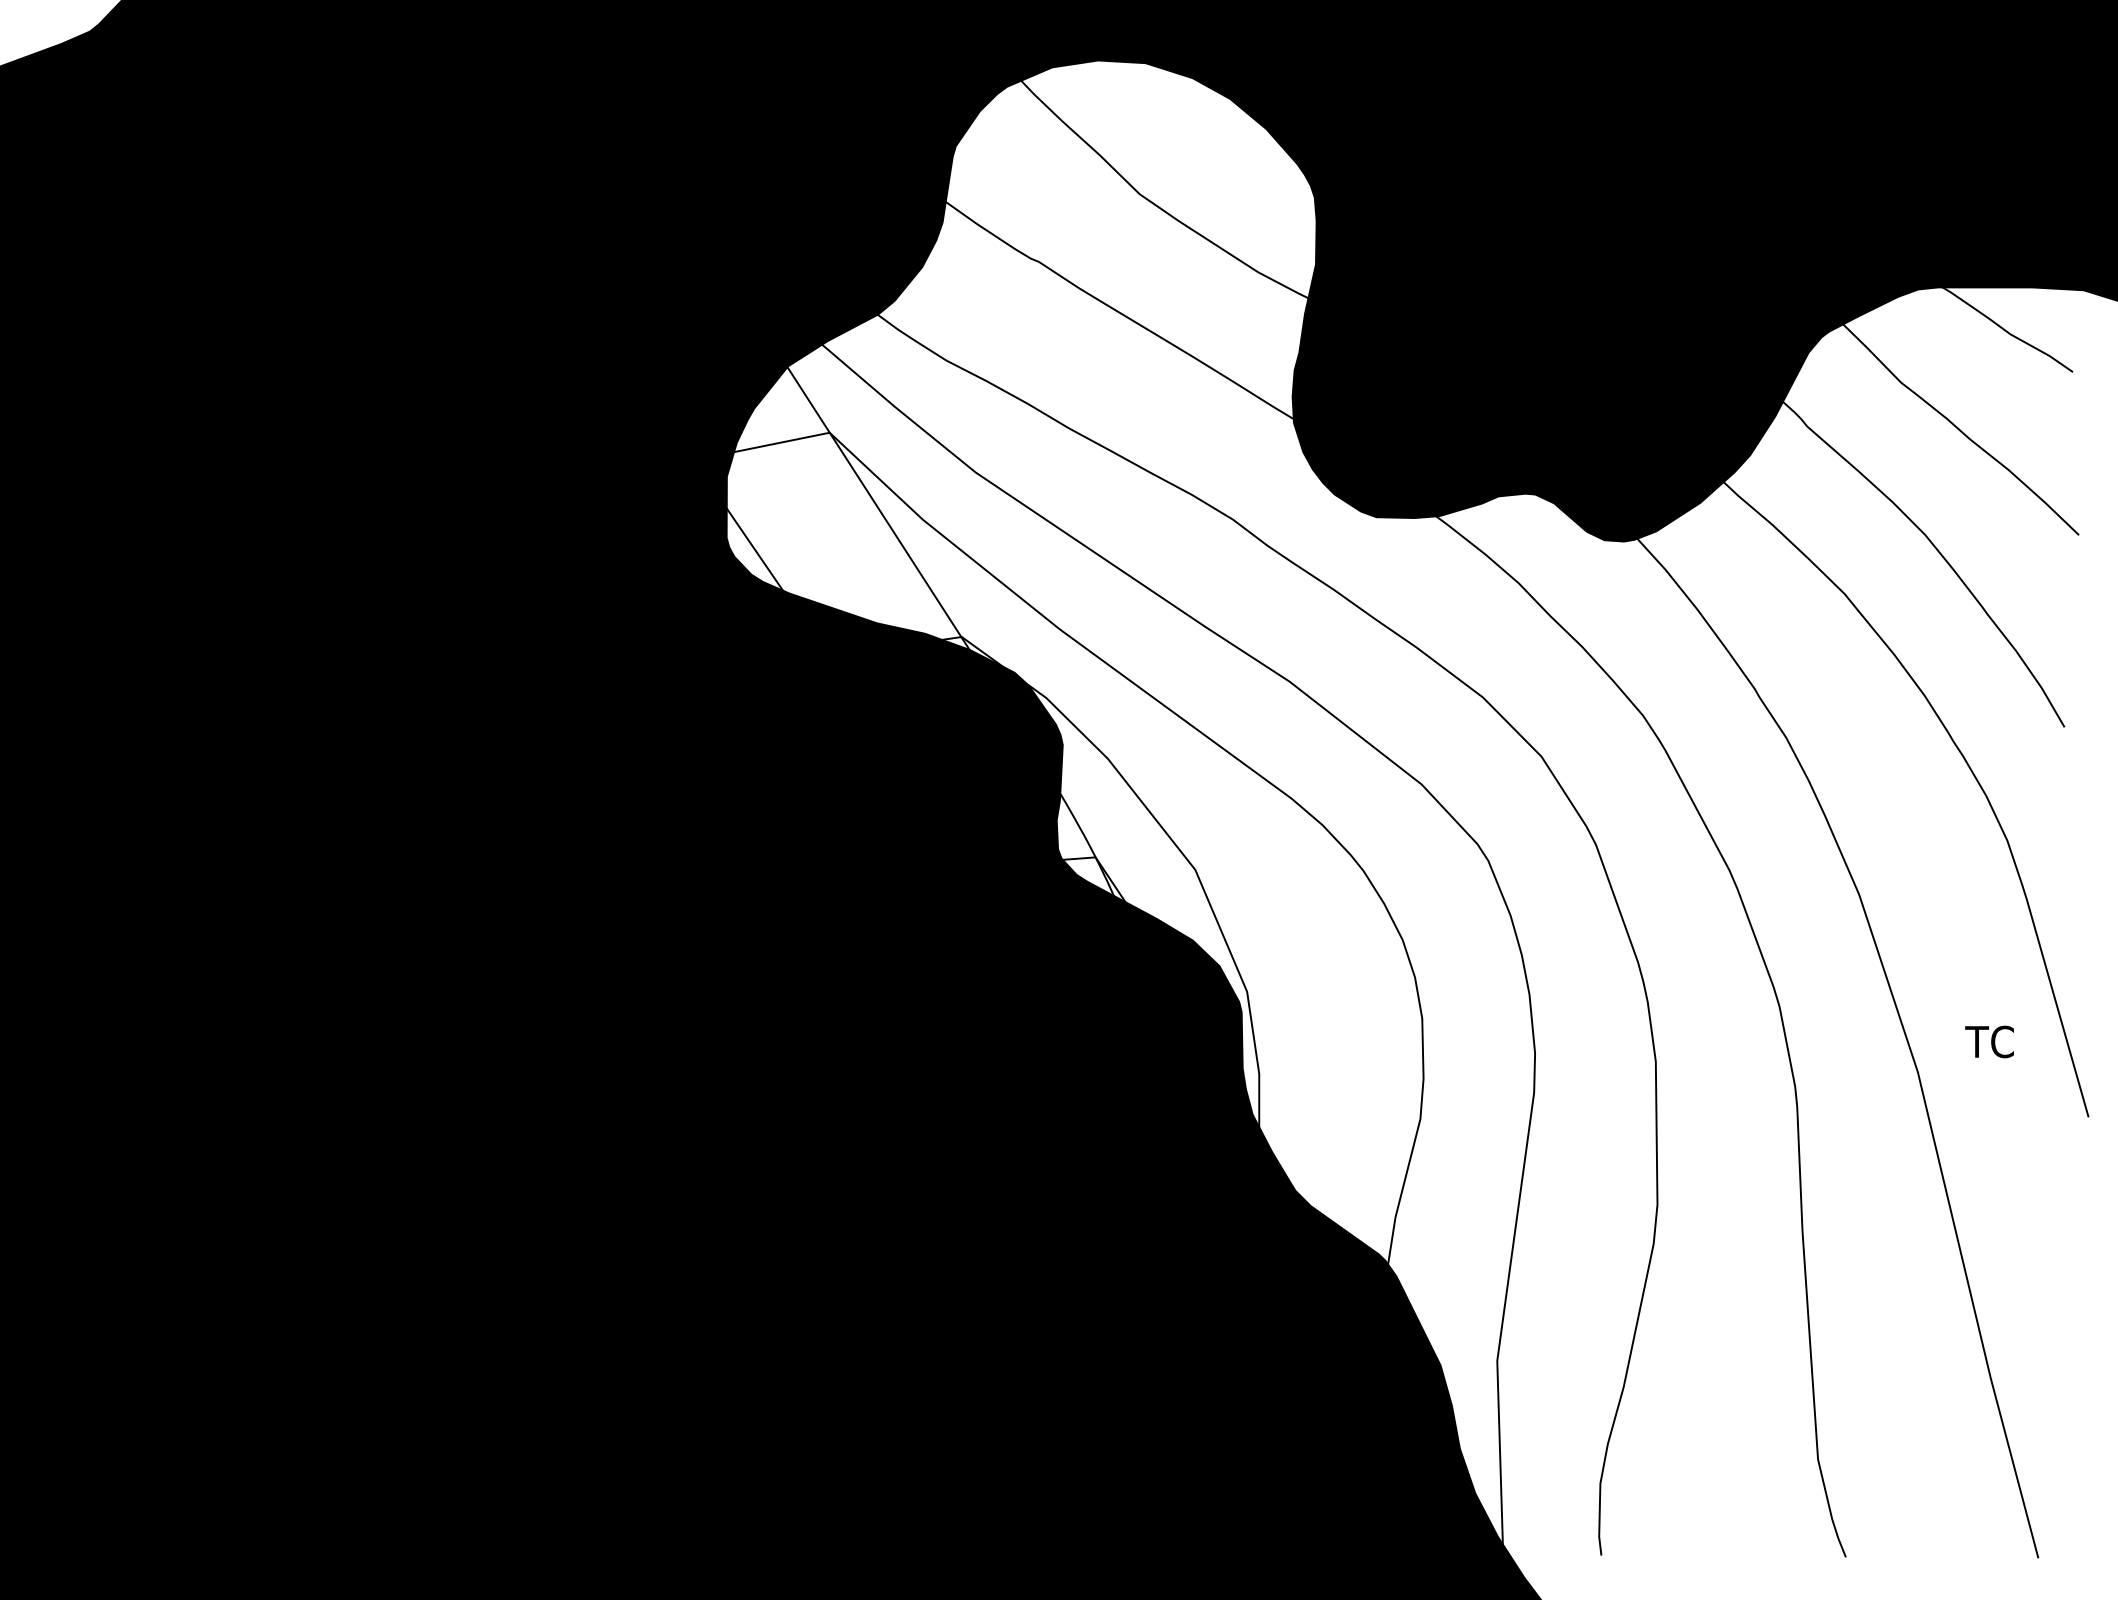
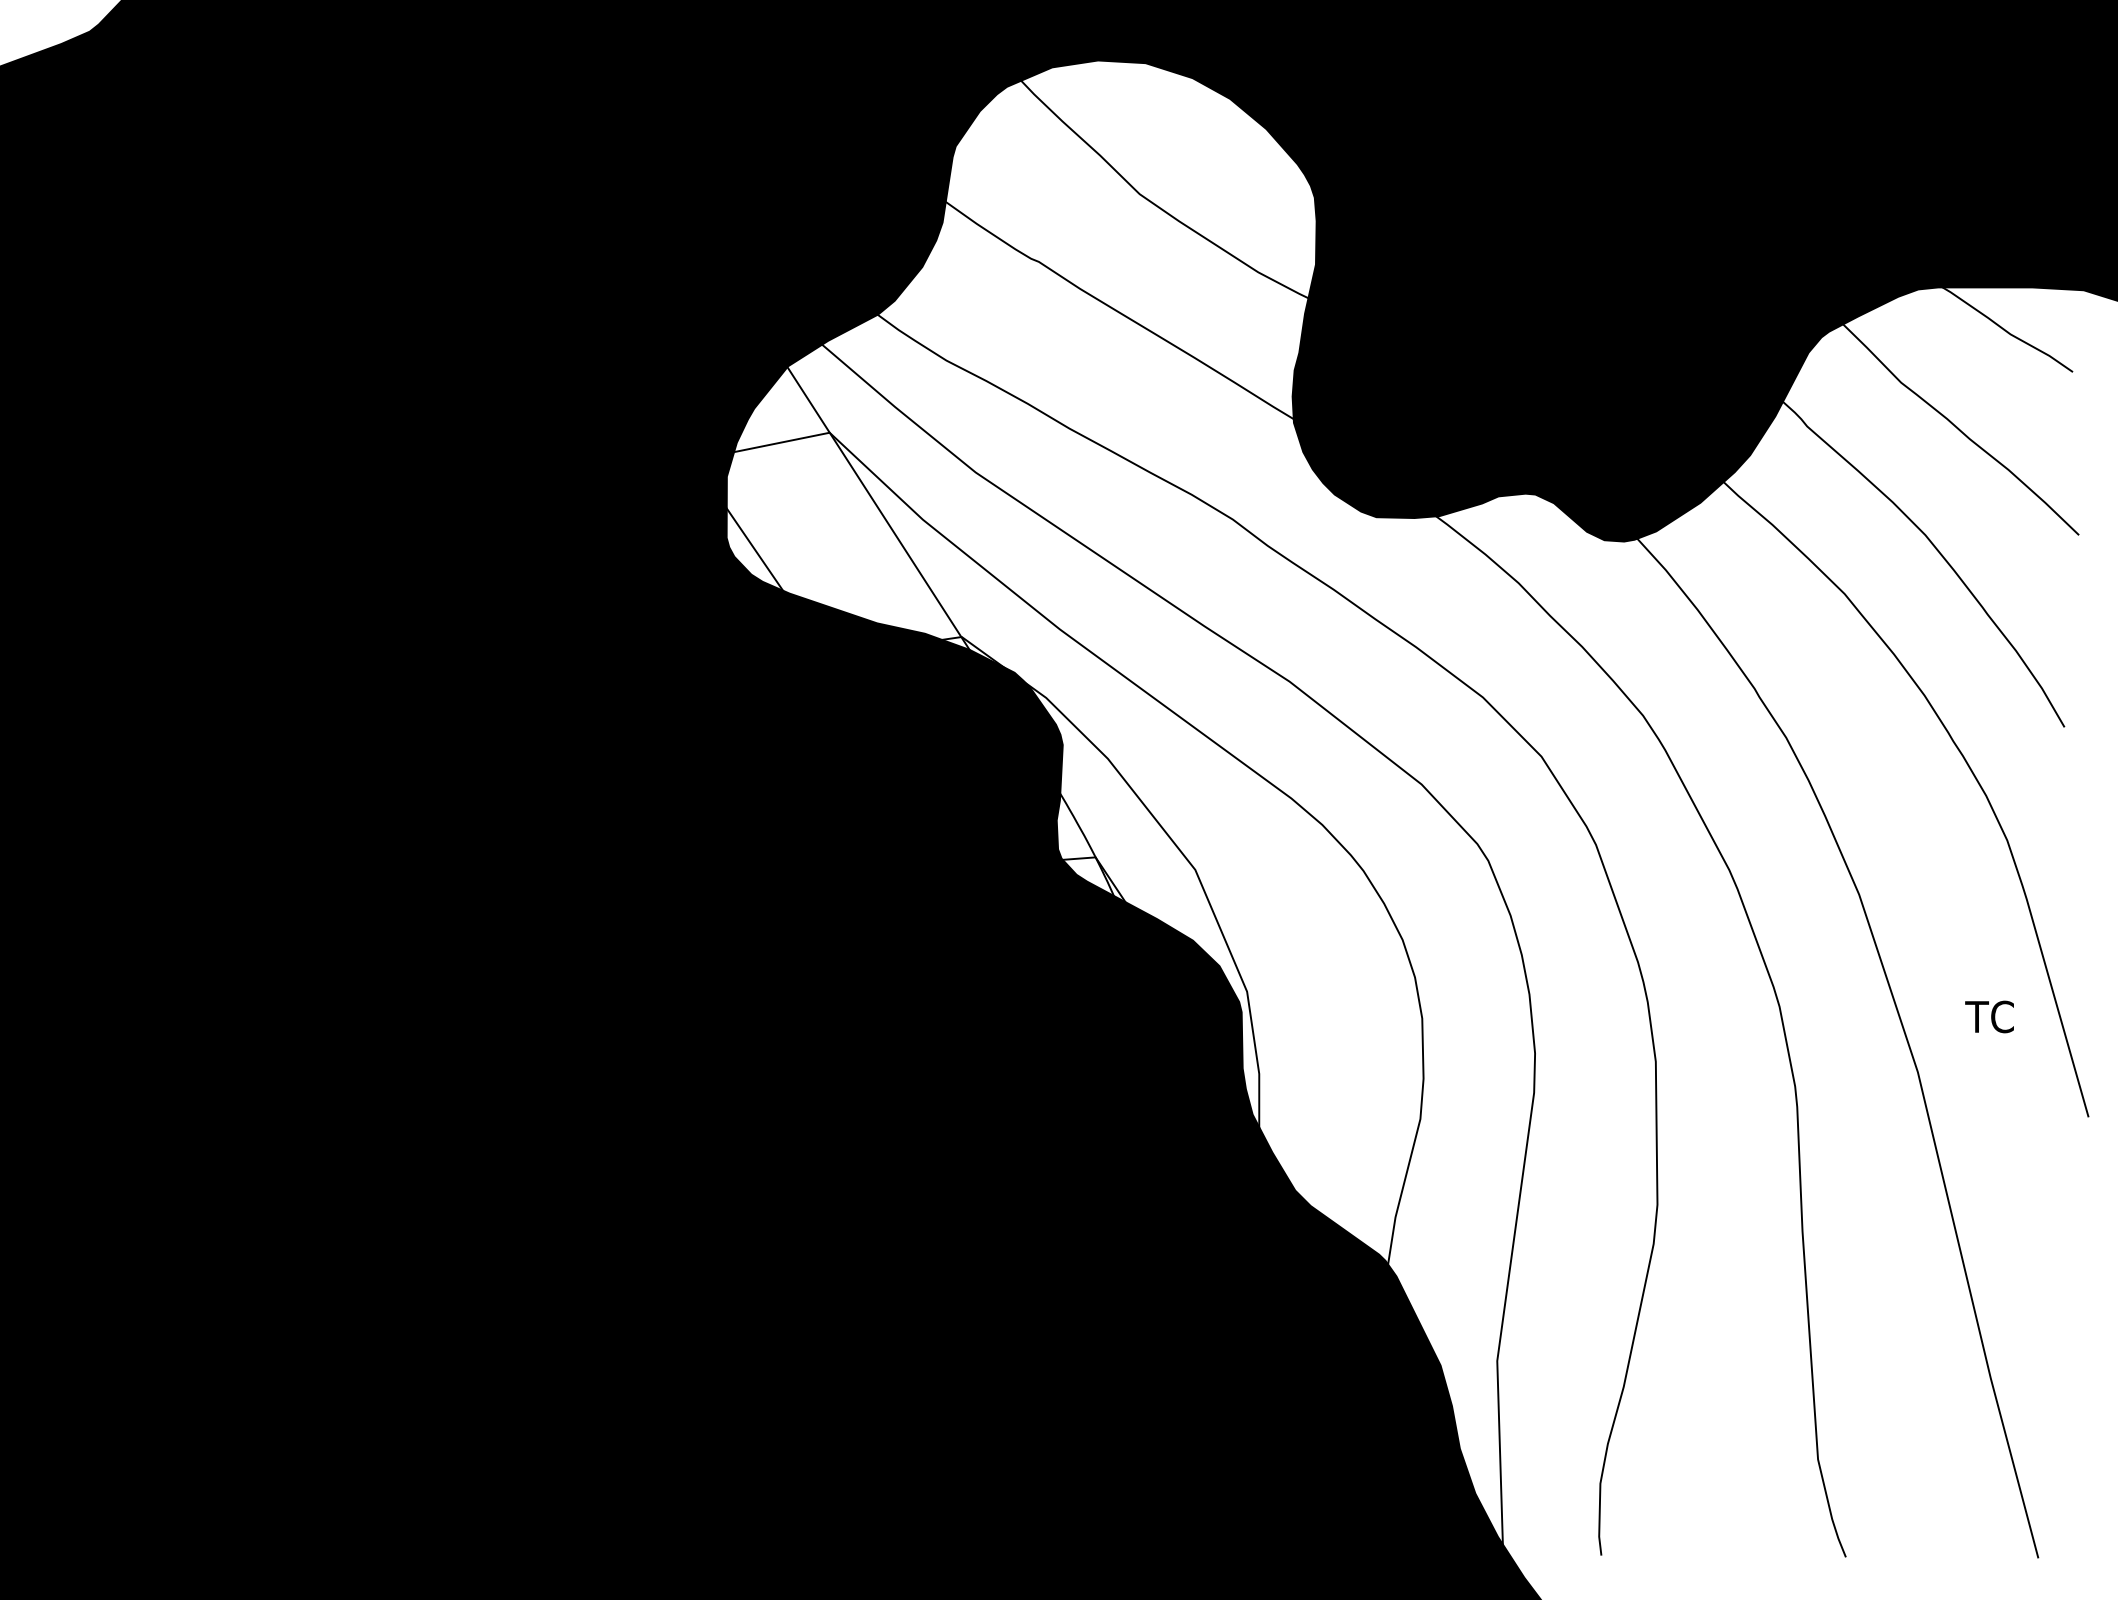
text position: (1989, 1041) -> (1989, 1016) (1989, 1016)
